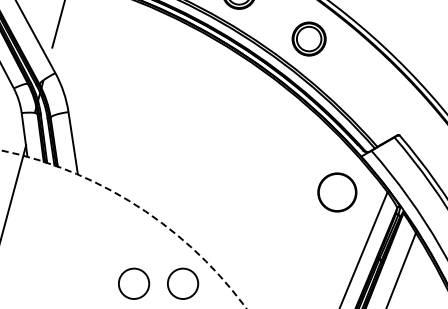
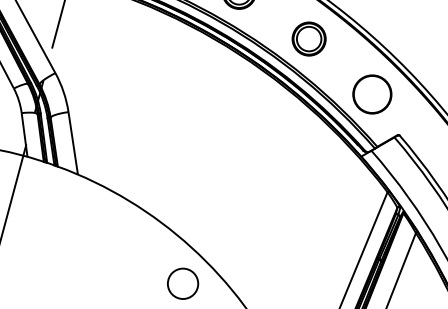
circle position: (337, 192) -> (372, 94) (372, 94)
circle: dashed -> solid (123, 229)
circle: present -> none (134, 283)
